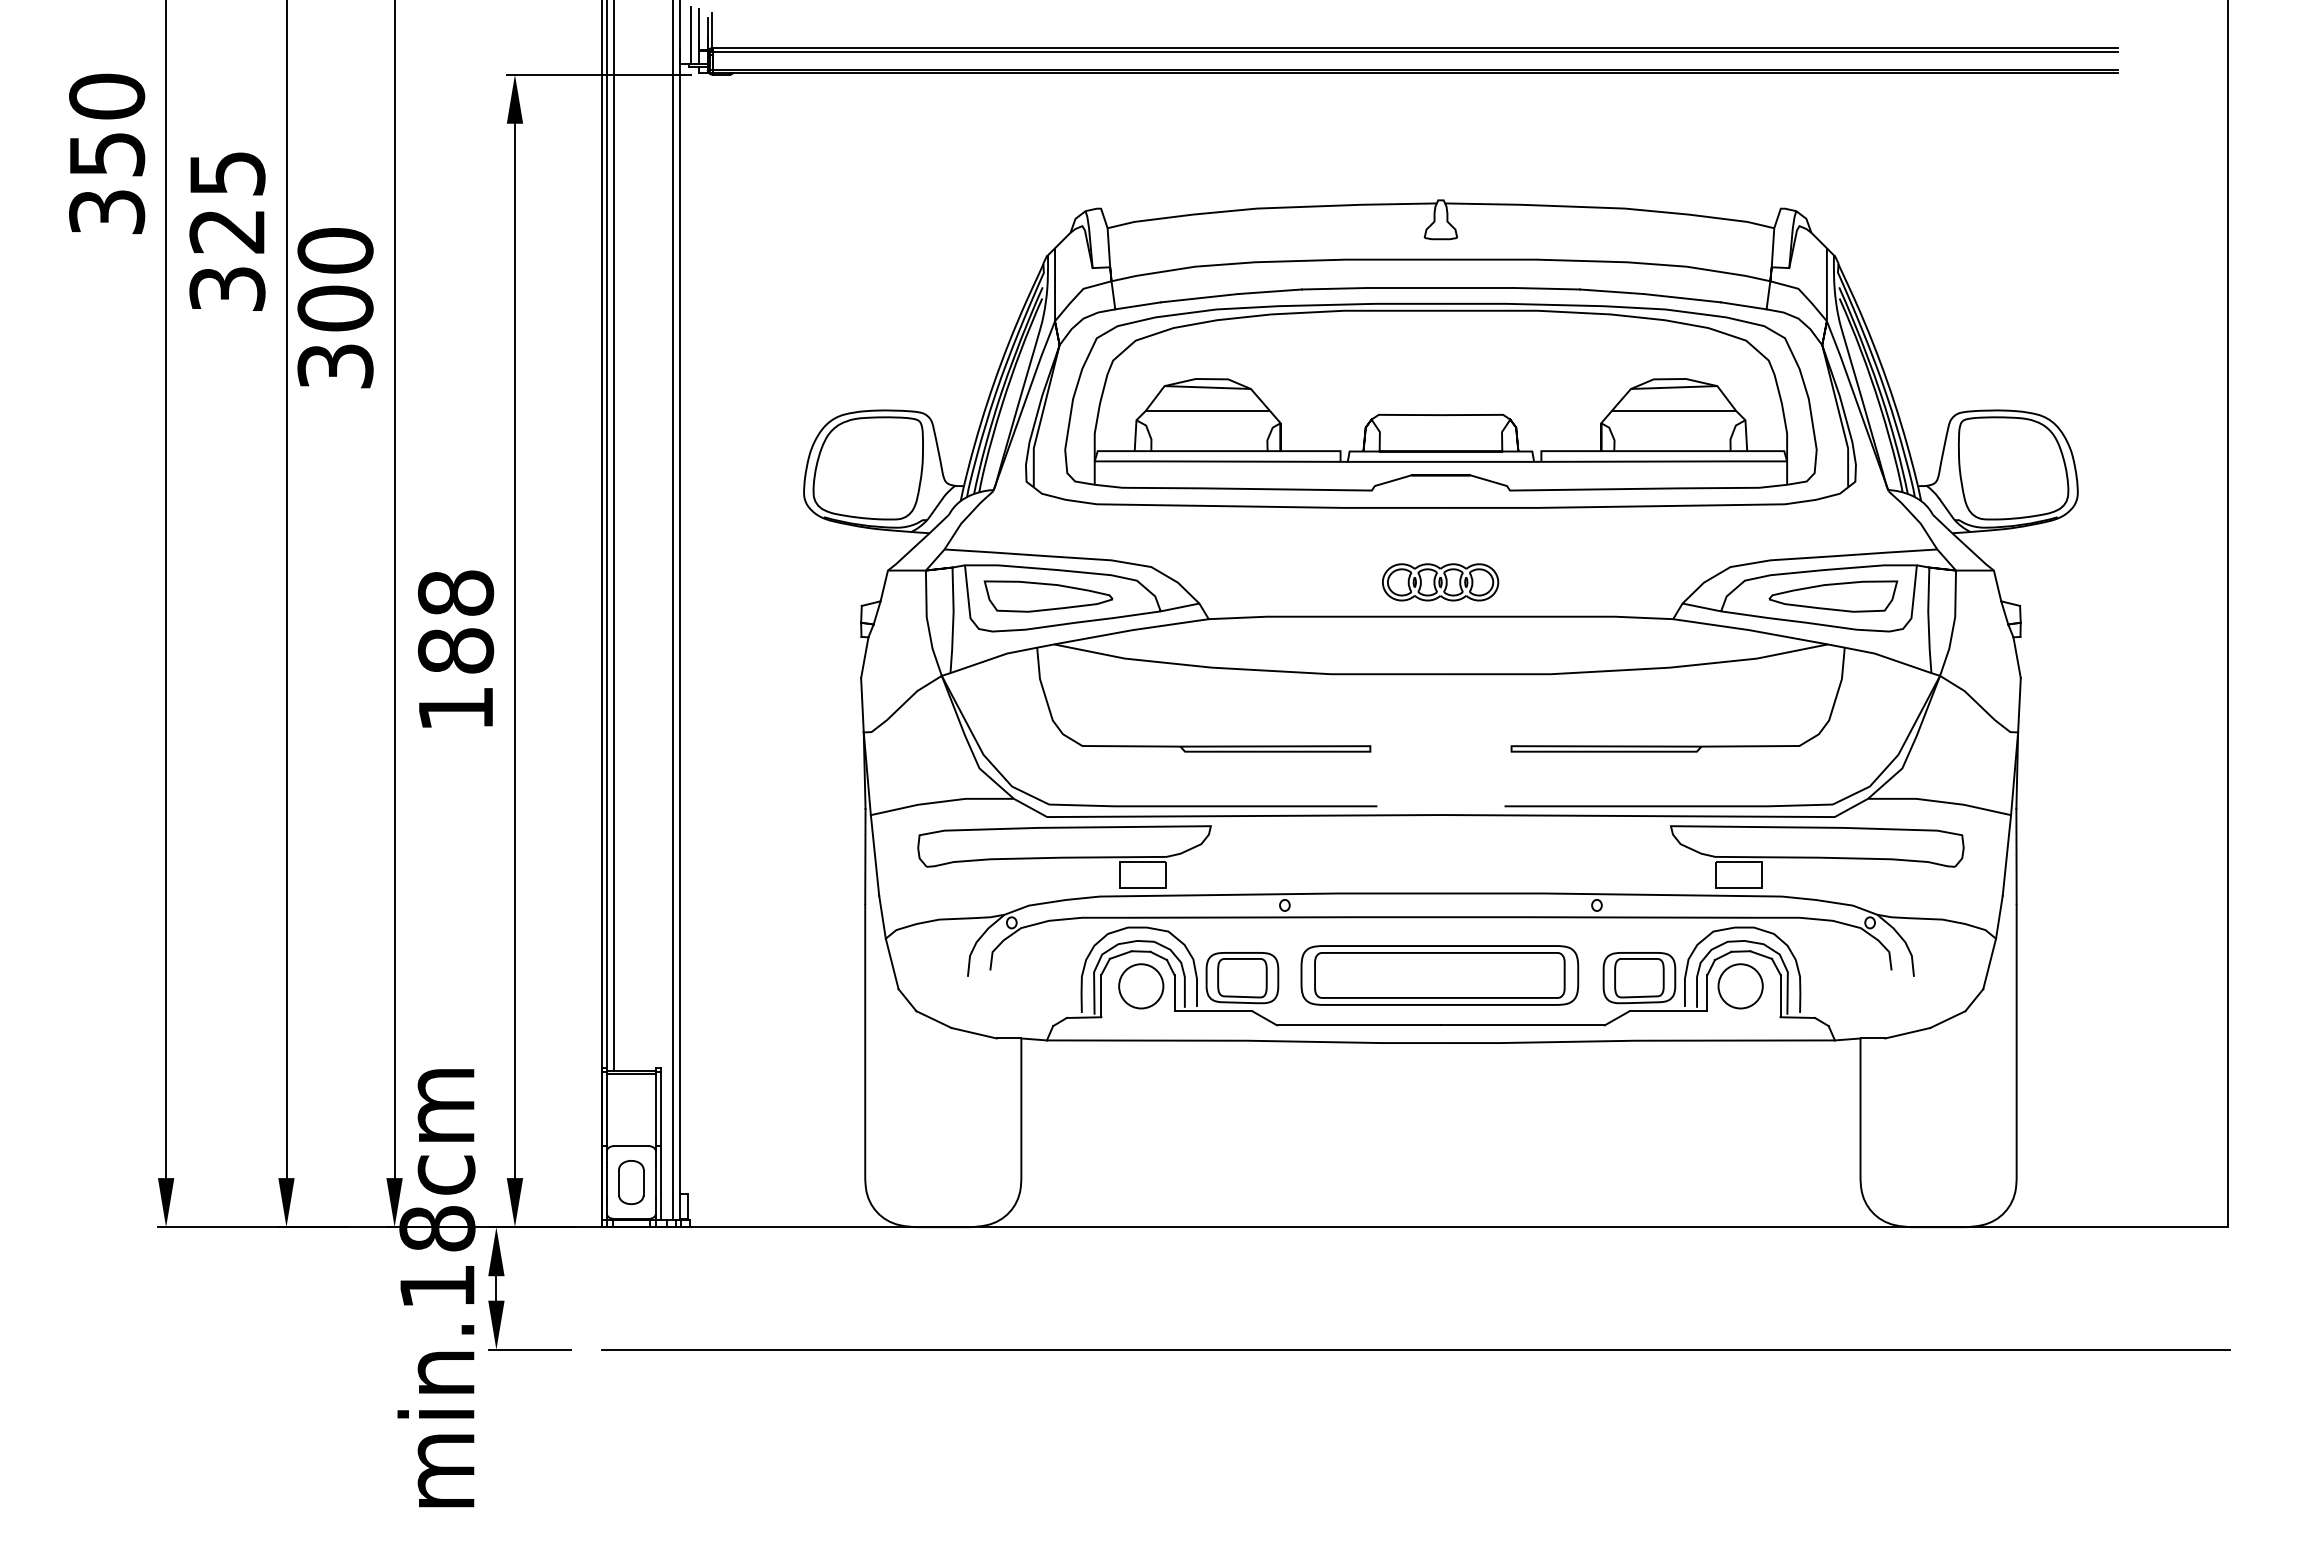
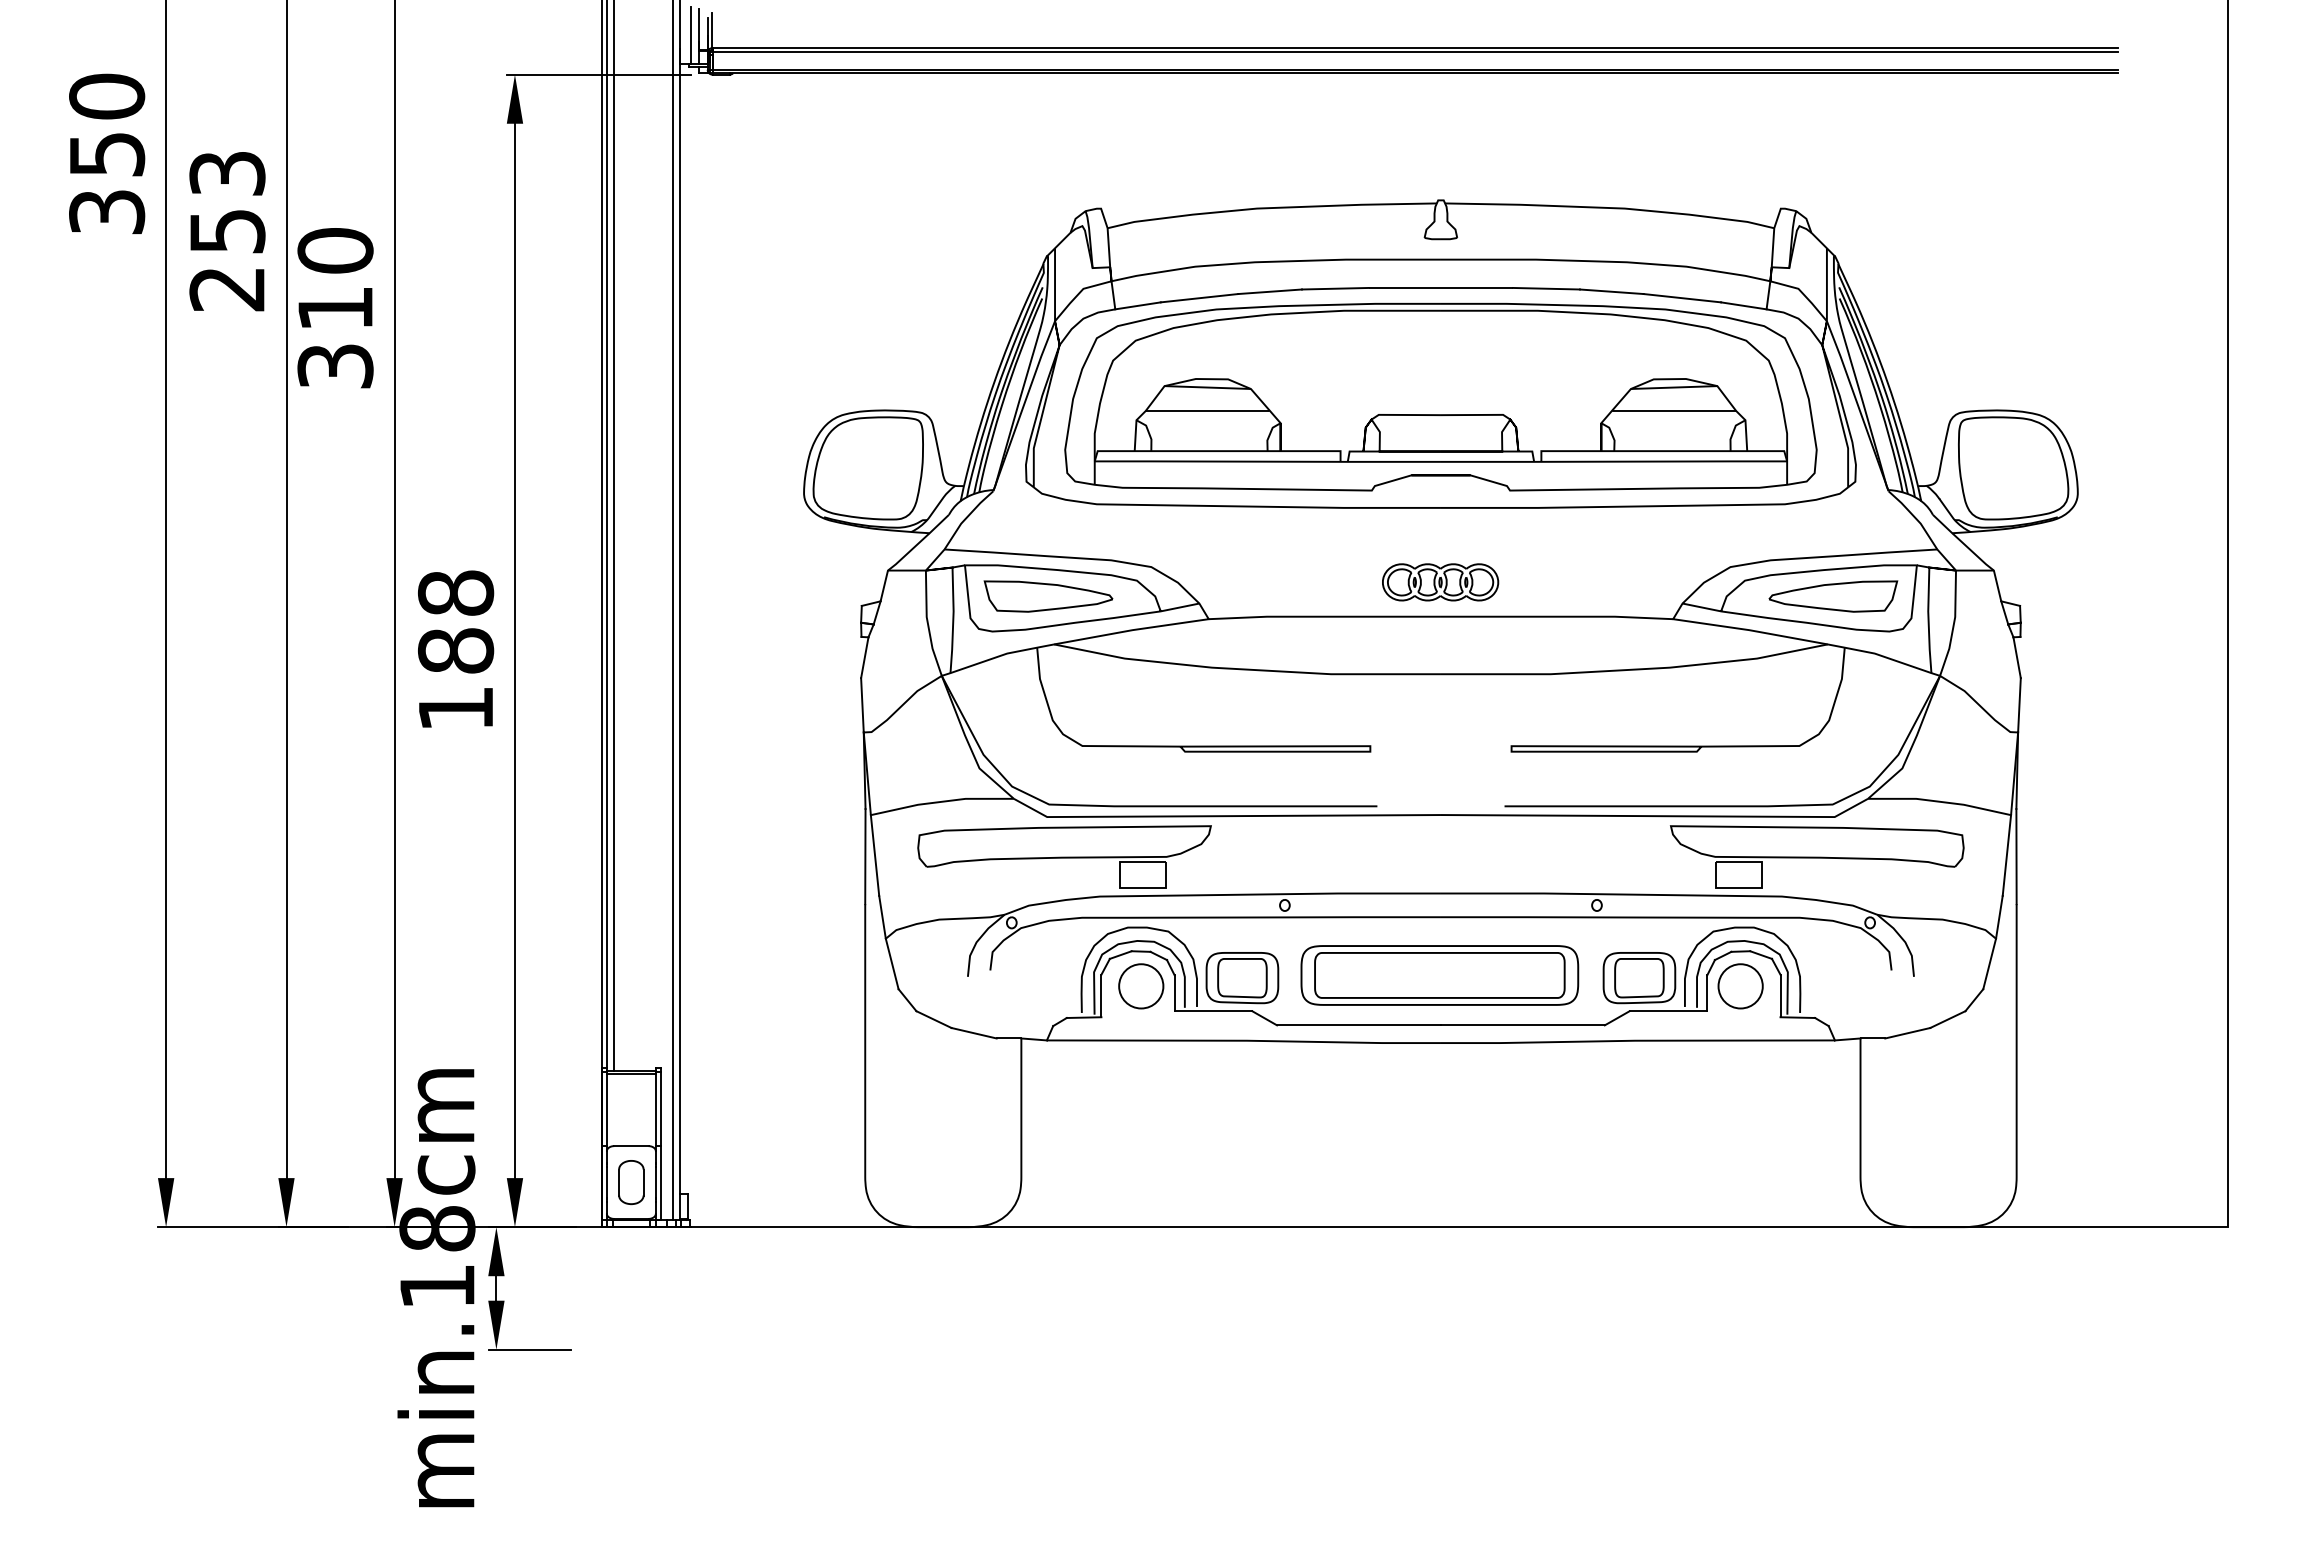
text: 325 -> 253 (227, 231)
text: 300 -> 310 (335, 308)
line: present -> none (1415, 1349)
